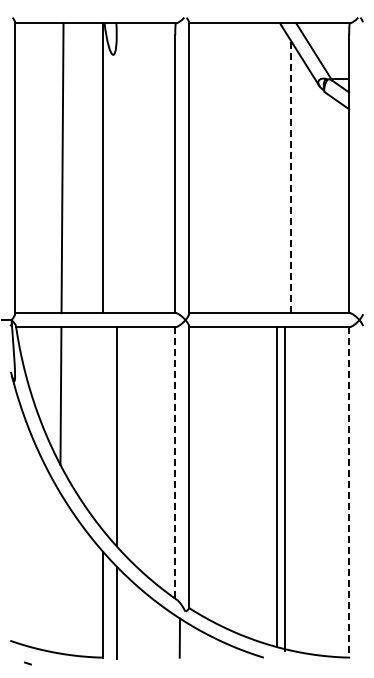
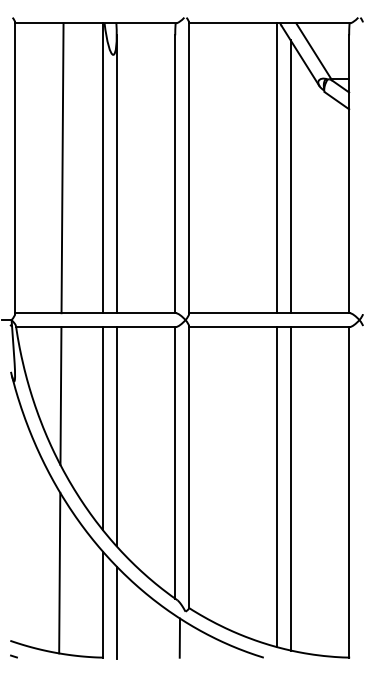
line: none -> present (276, 168)
line: none -> present (116, 174)
line: dashed -> solid (290, 176)
line: none -> present (102, 428)
line: dashed -> solid (175, 462)
line position: (284, 488) -> (290, 488) (290, 488)
line: dashed -> solid (349, 492)
line: none -> present (59, 572)
curve position: (27, 663) -> (13, 656) (13, 656)
